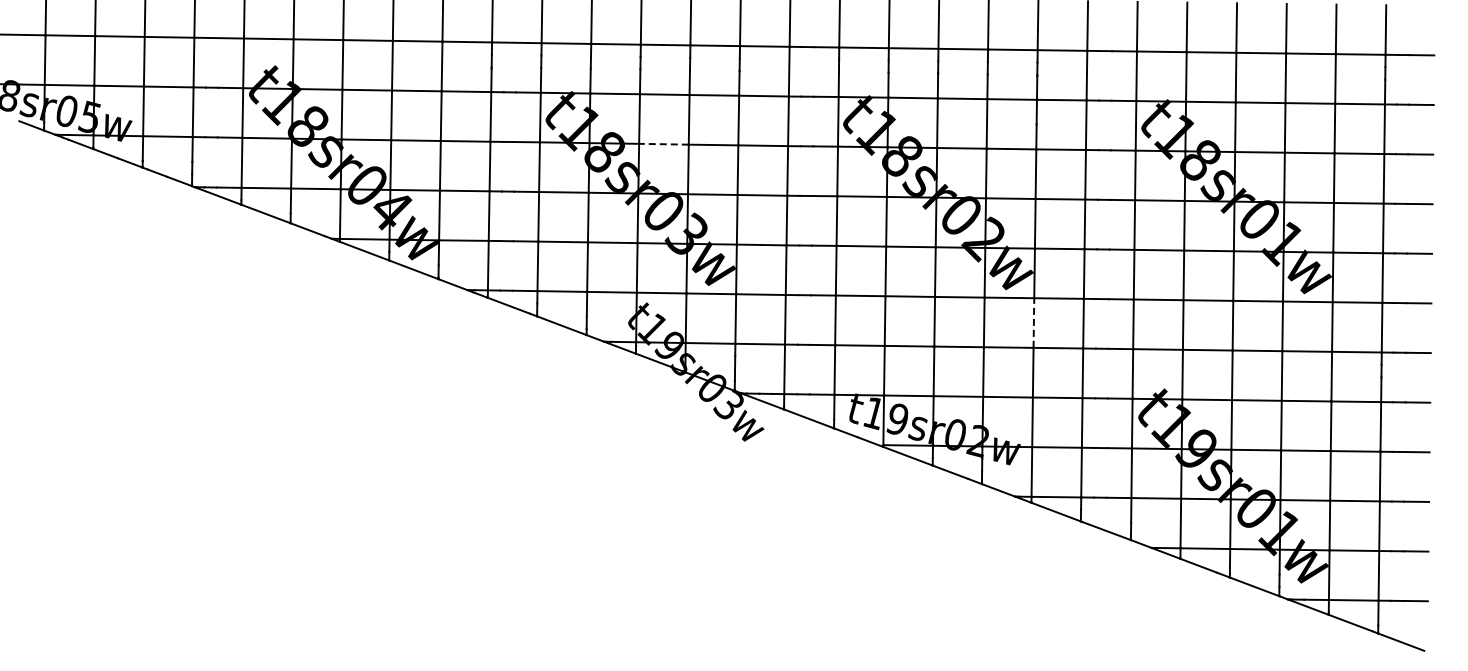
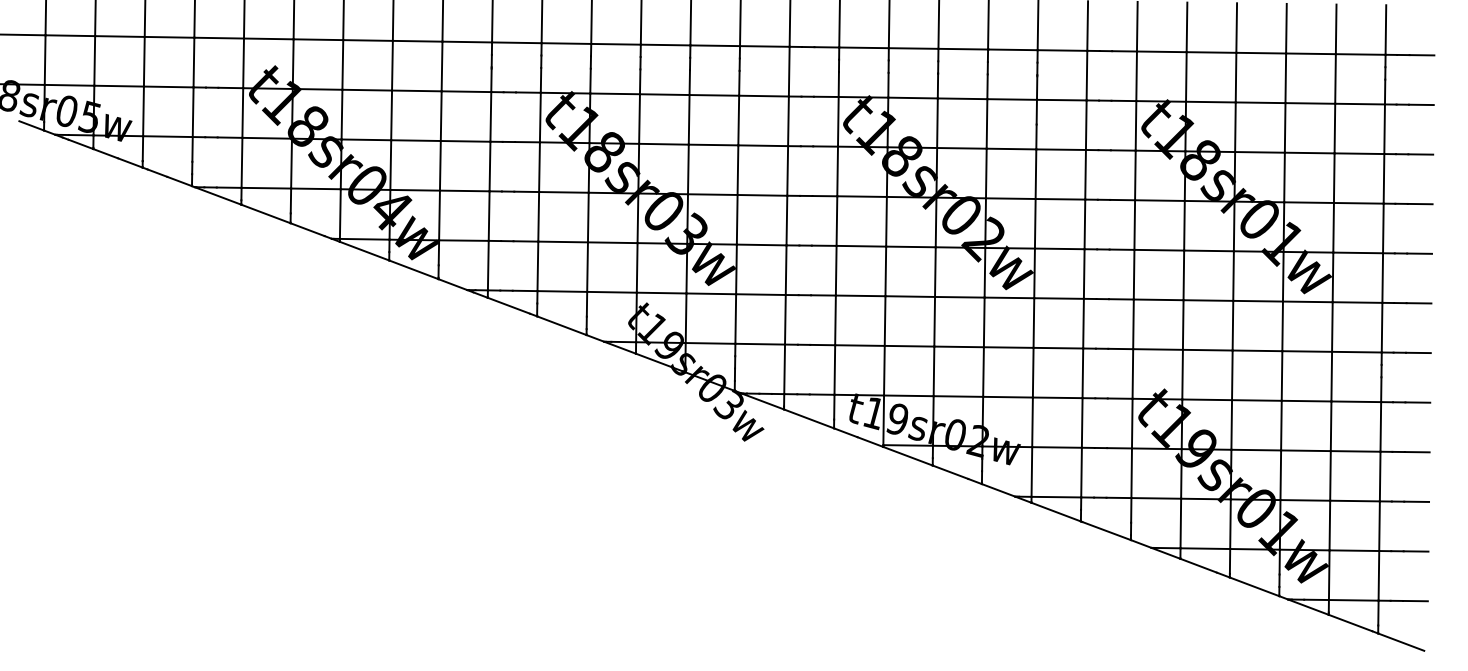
line: dashed -> solid (663, 144)
line: dashed -> solid (1033, 323)
